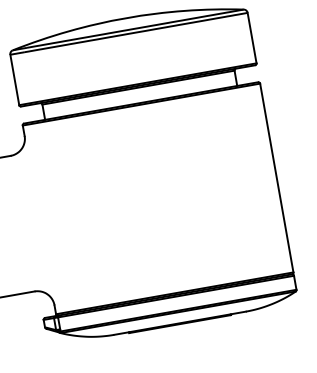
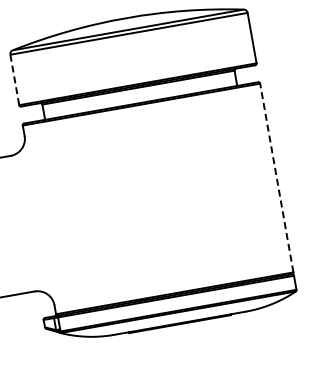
line: solid -> dashed (14, 79)
line: solid -> dashed (276, 178)
